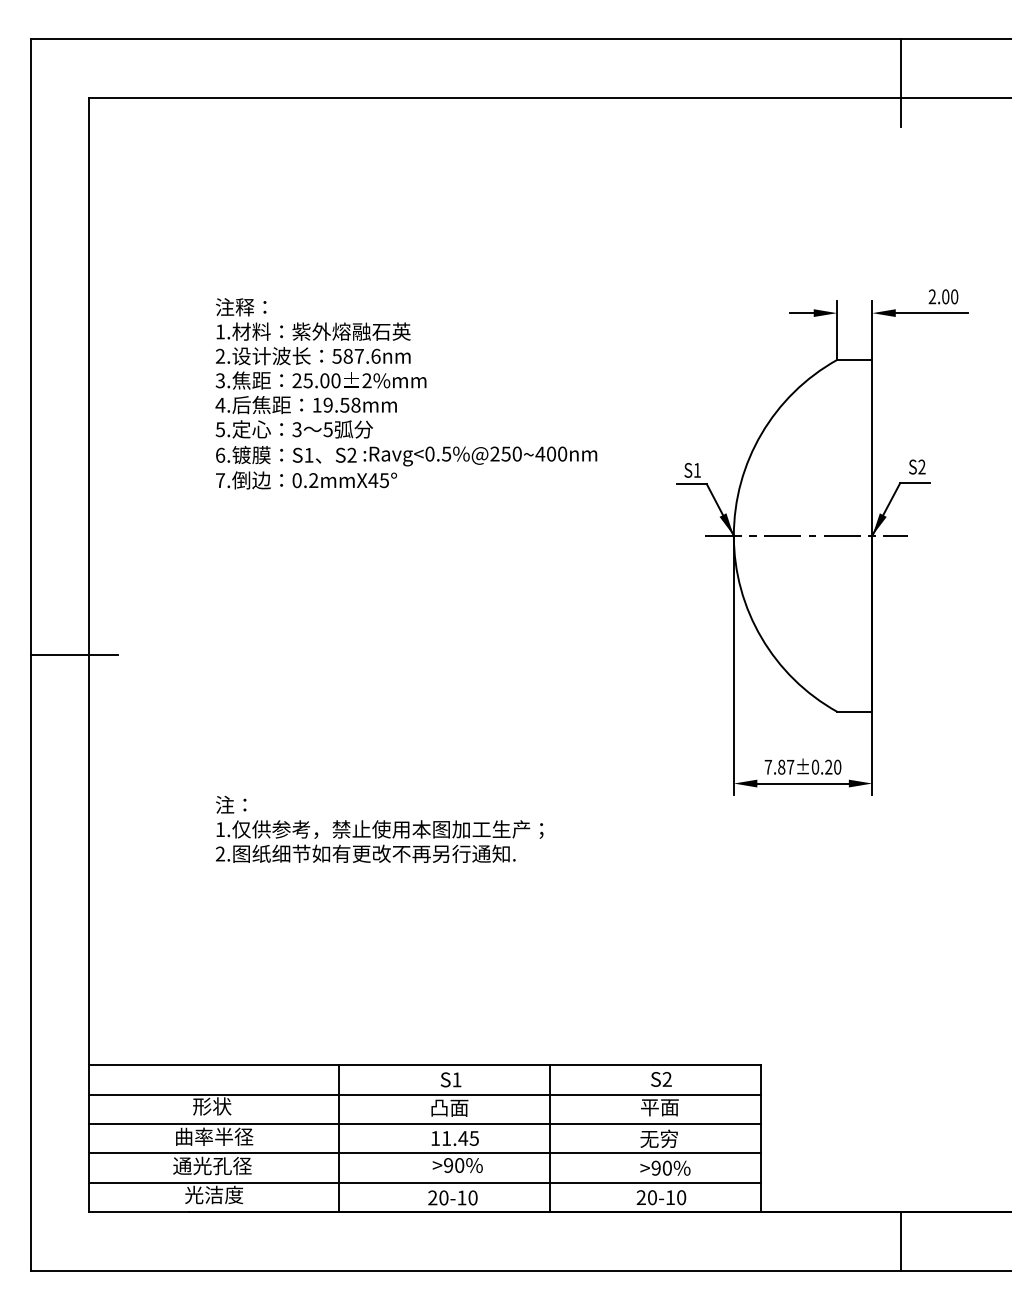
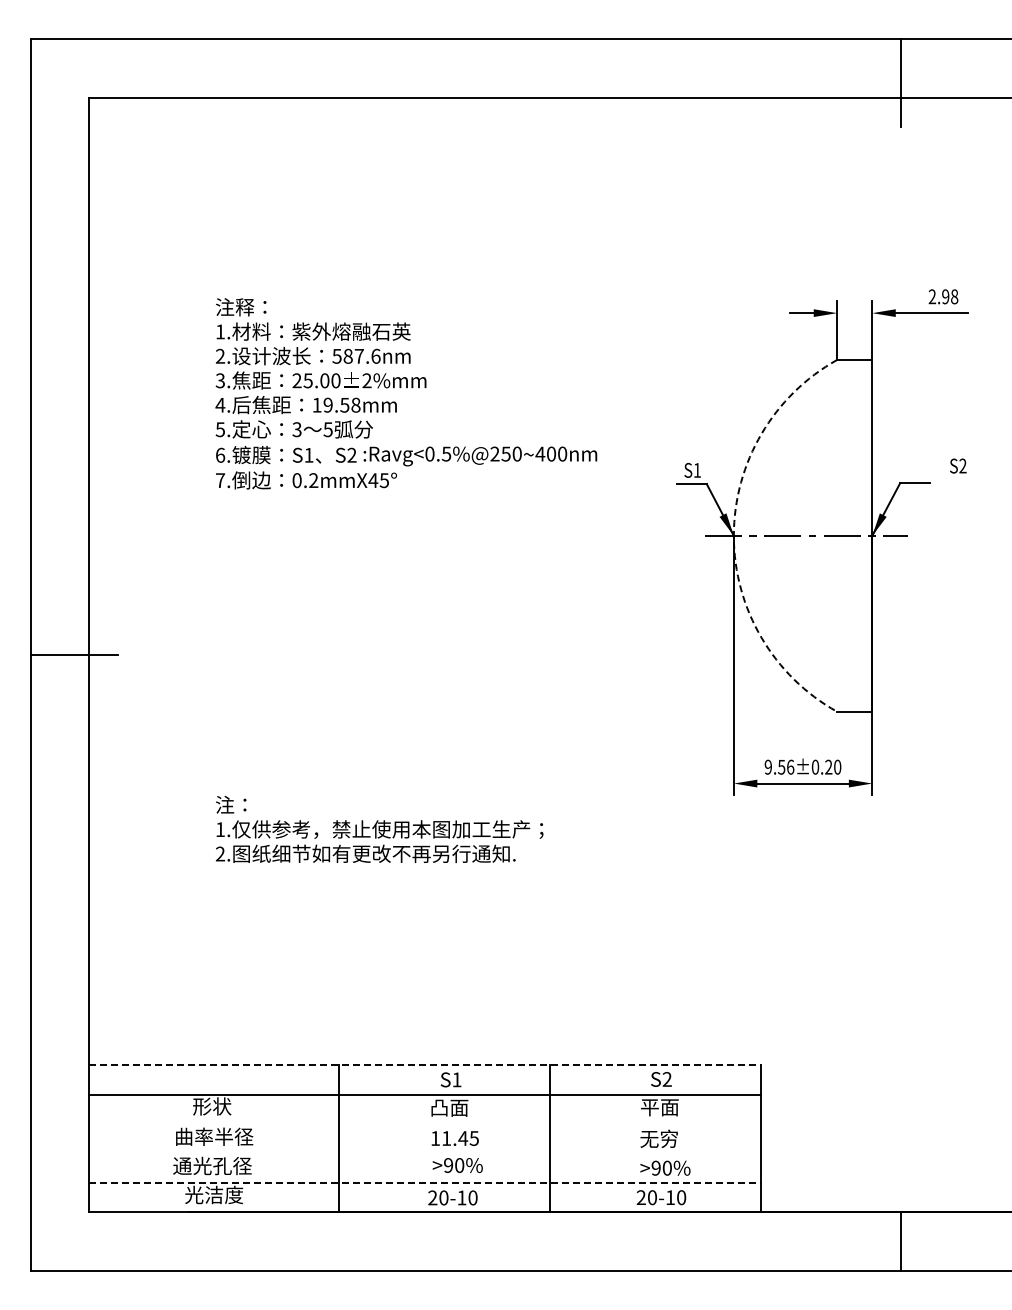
text: 2.00 -> 2.98 (950, 296)
text position: (917, 466) -> (958, 465) (958, 465)
arc: solid -> dashed (733, 535)
text: 7.87±0.20 -> 9.56±0.20 (779, 766)
line: solid -> dashed (425, 1065)
line: present -> none (425, 1124)
line: present -> none (425, 1153)
line: solid -> dashed (425, 1182)
